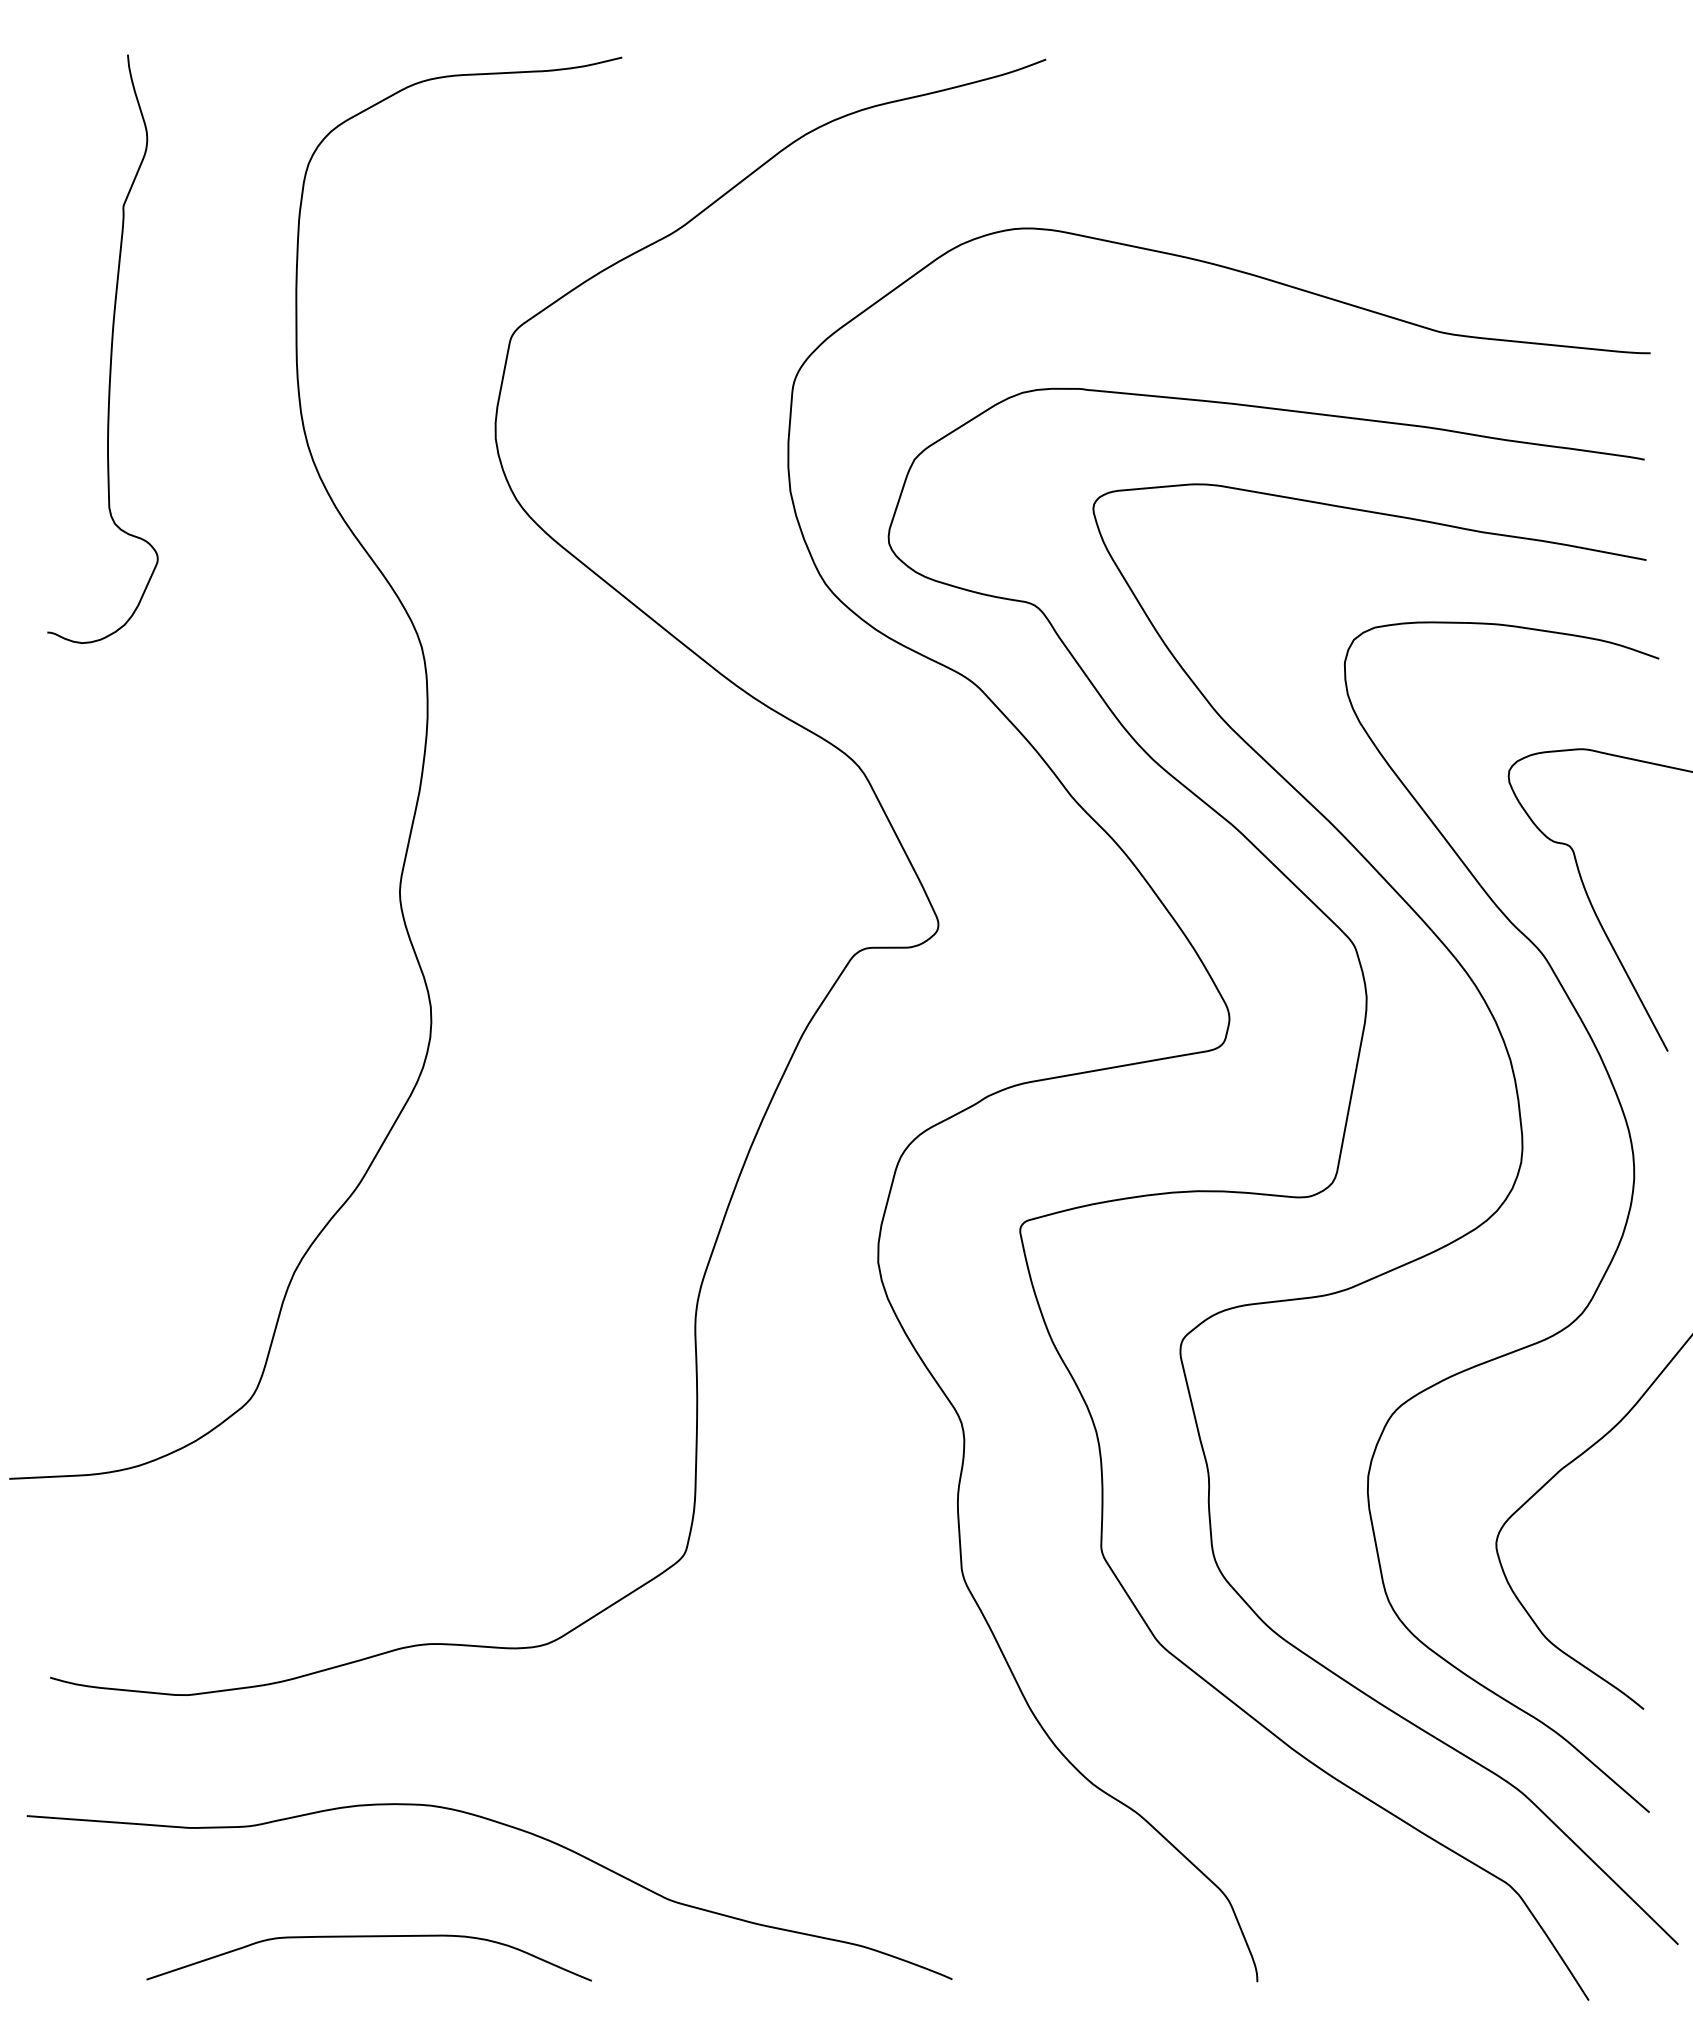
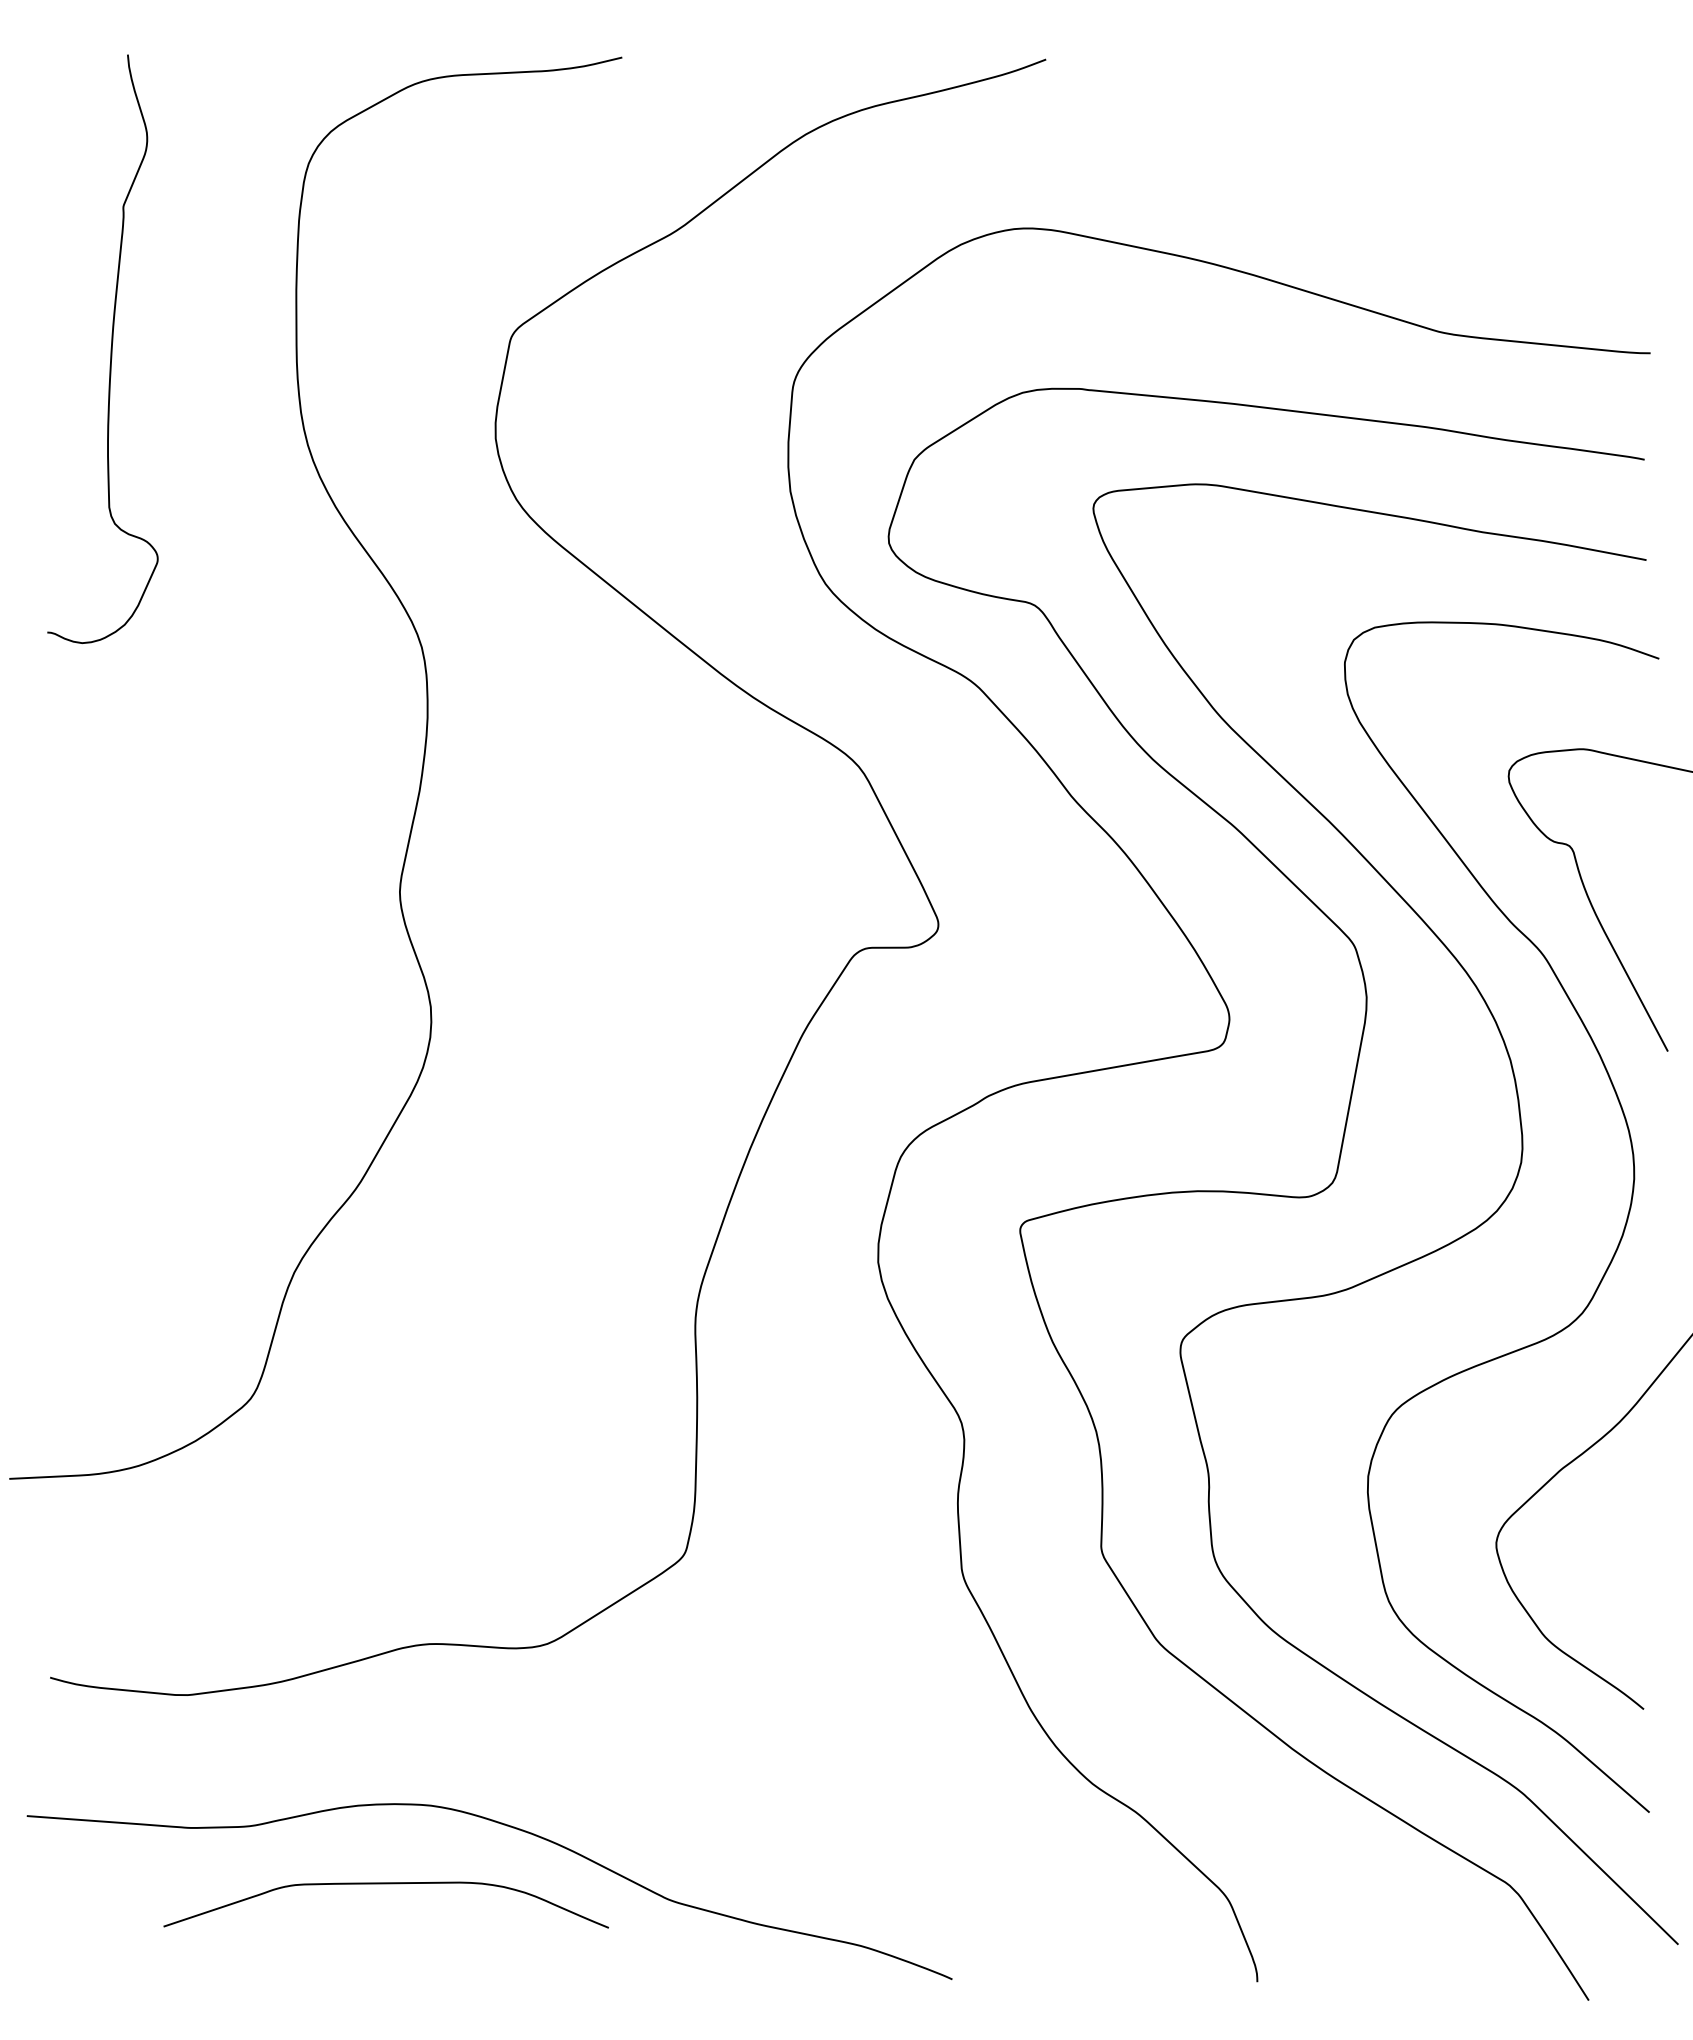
curve position: (368, 1937) -> (385, 1884) (385, 1884)
